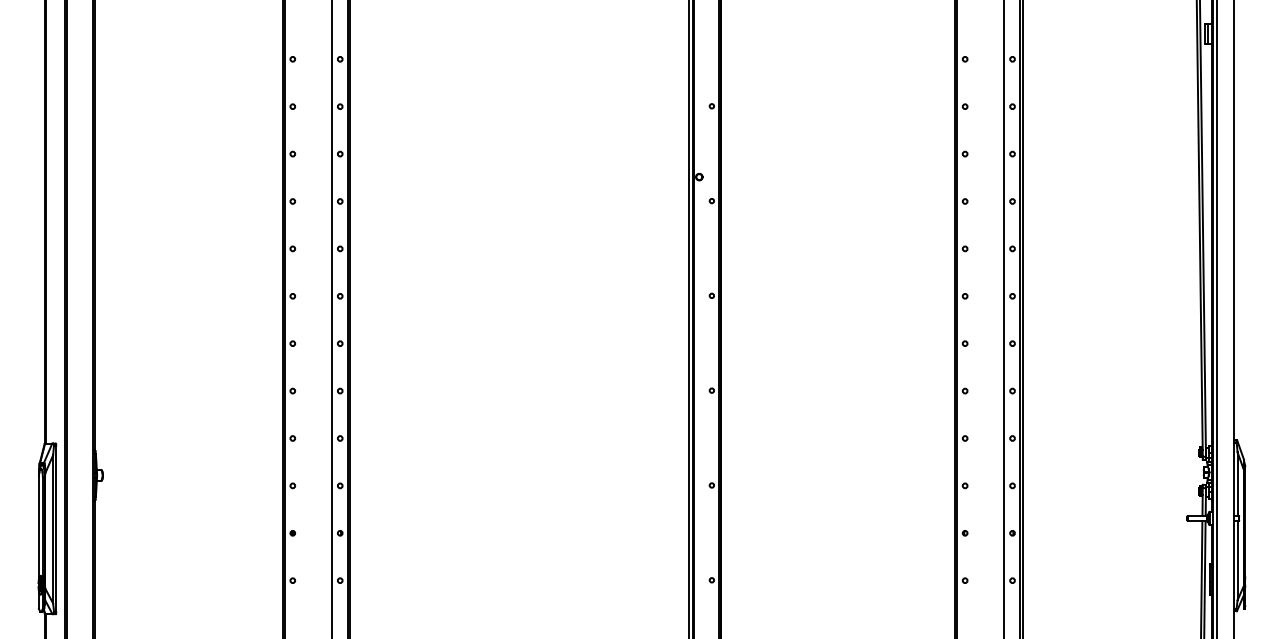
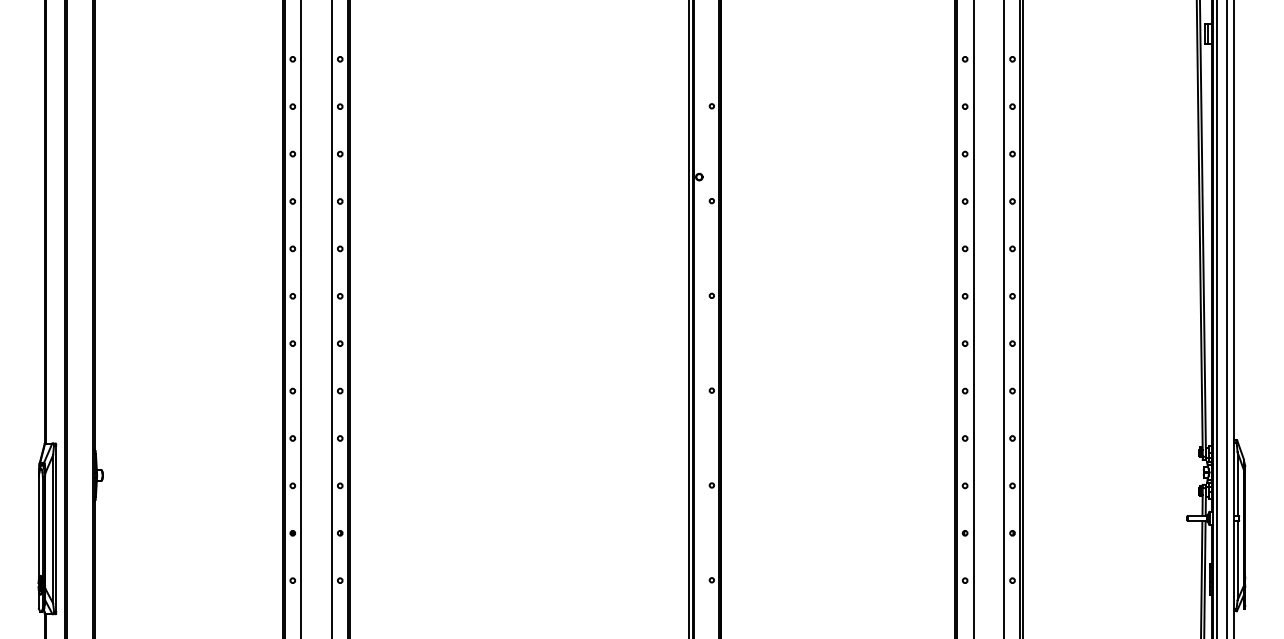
line: none -> present (301, 318)
line: none -> present (973, 318)
line: none -> present (1226, 318)
